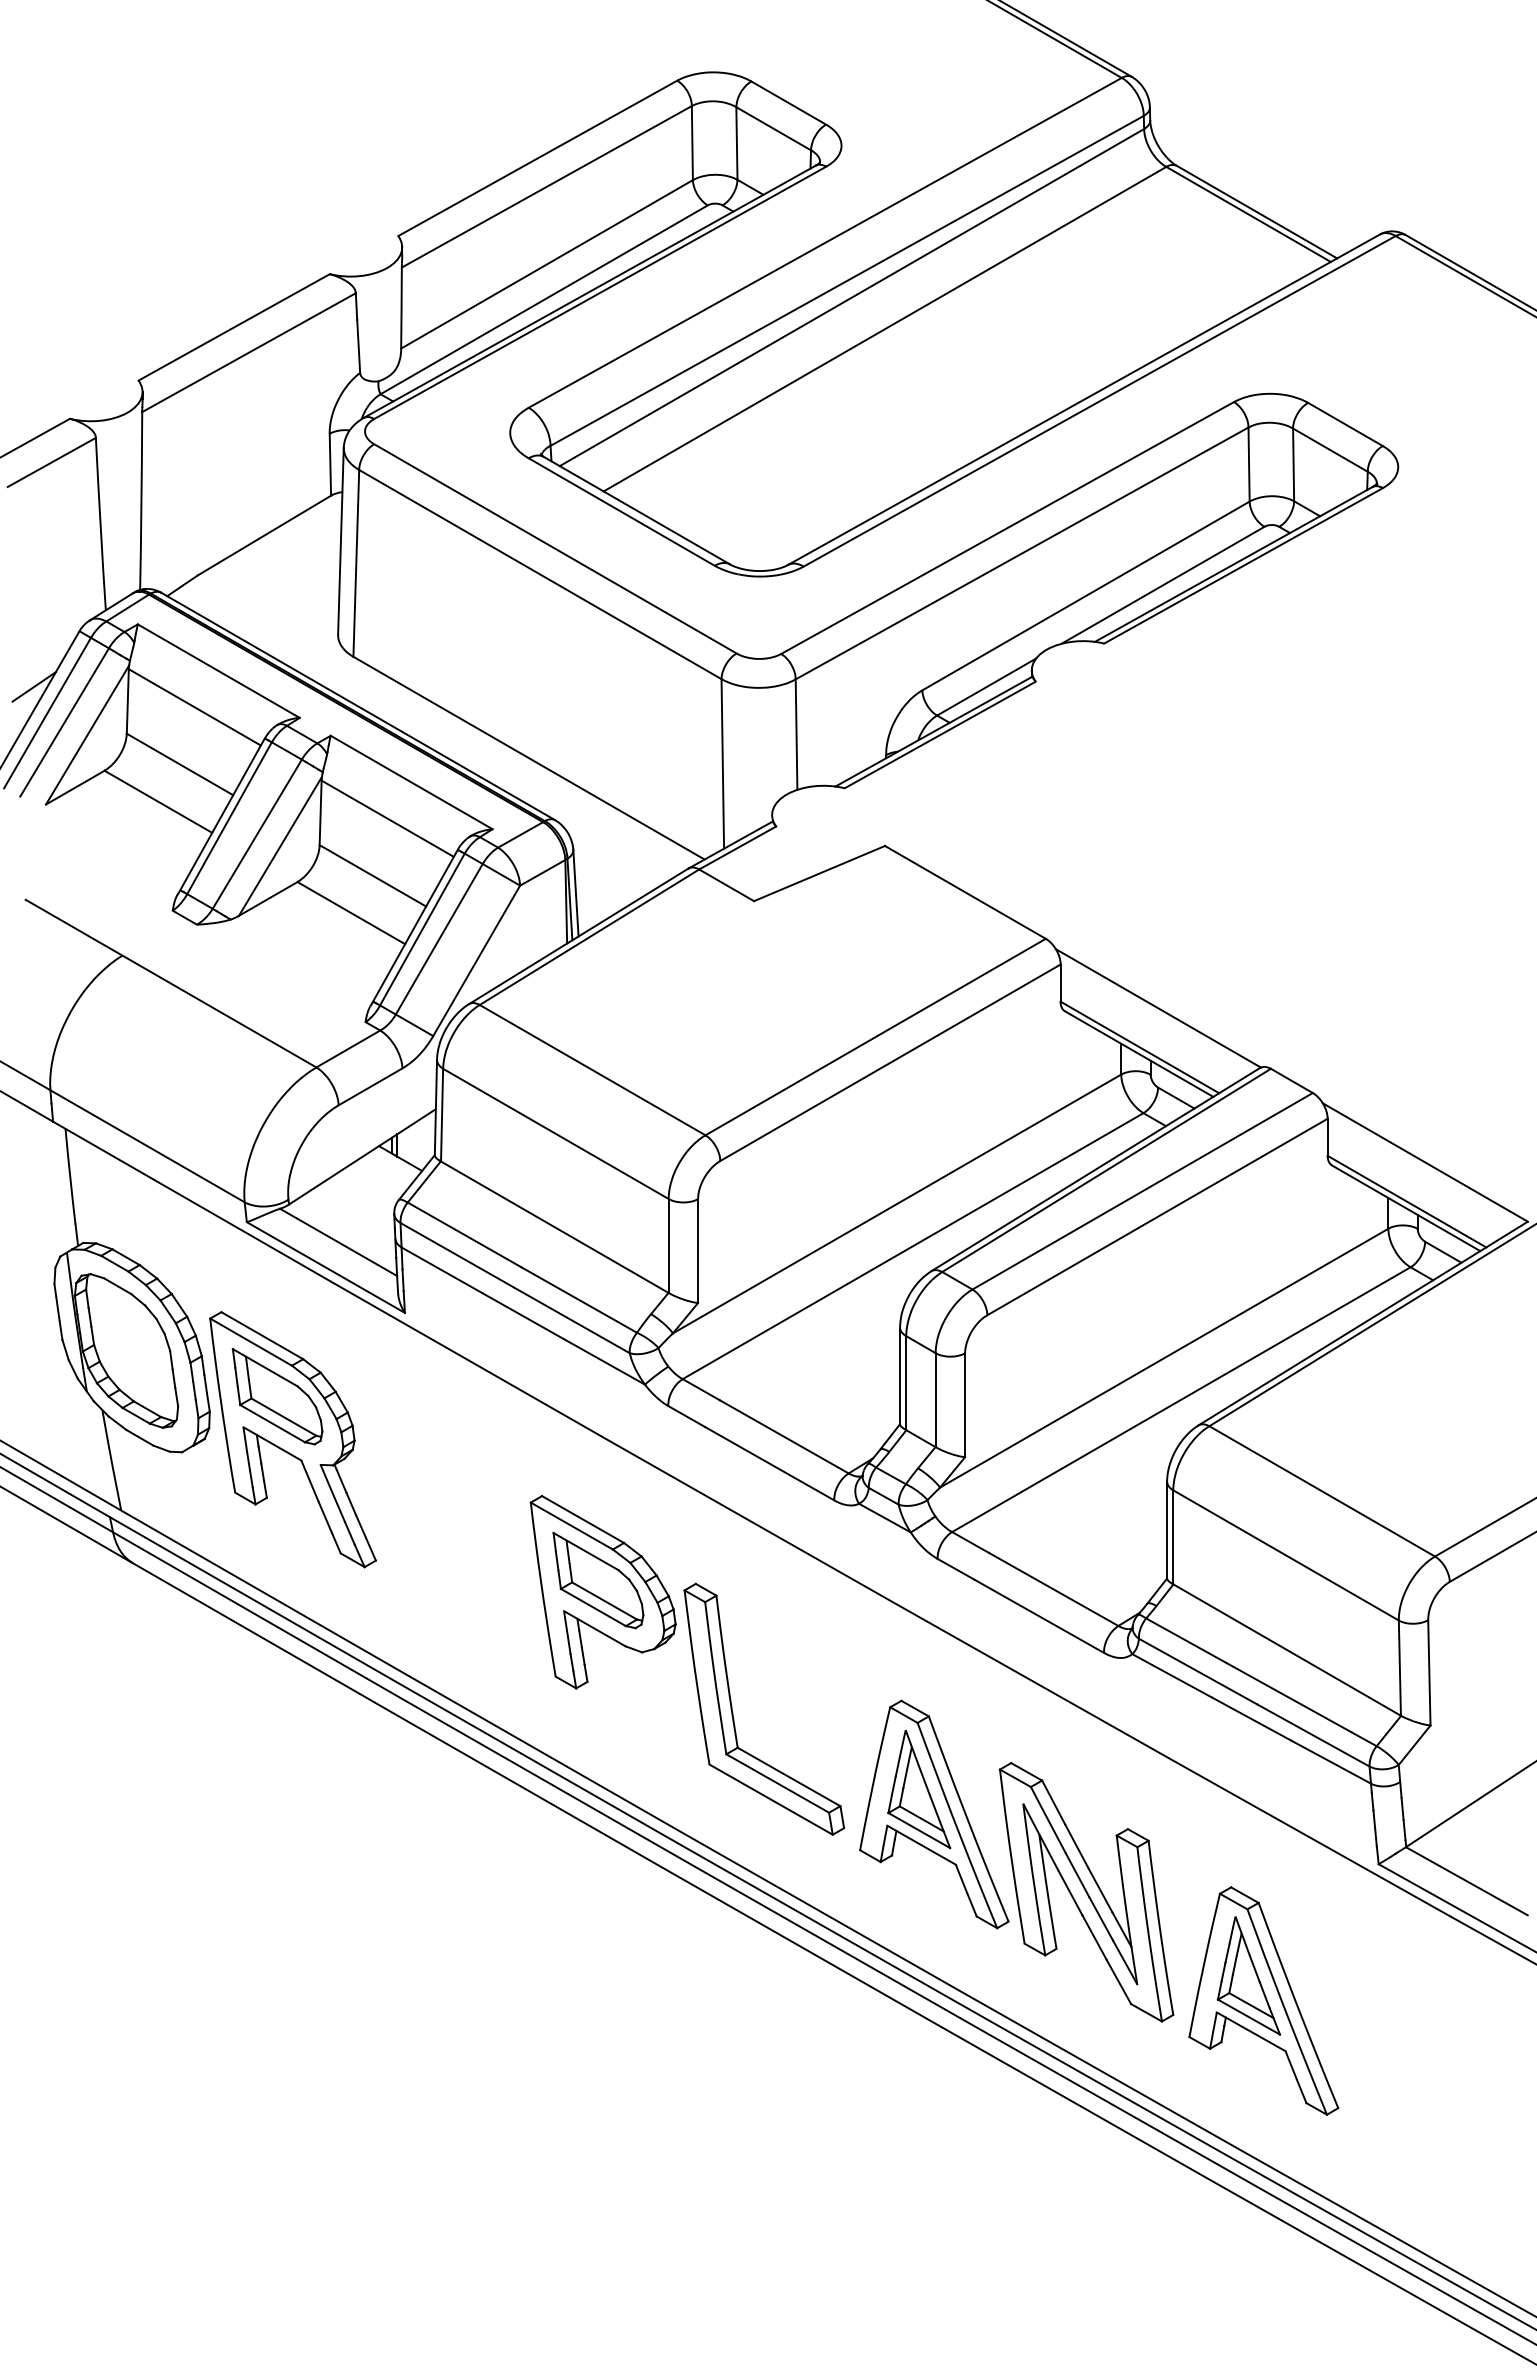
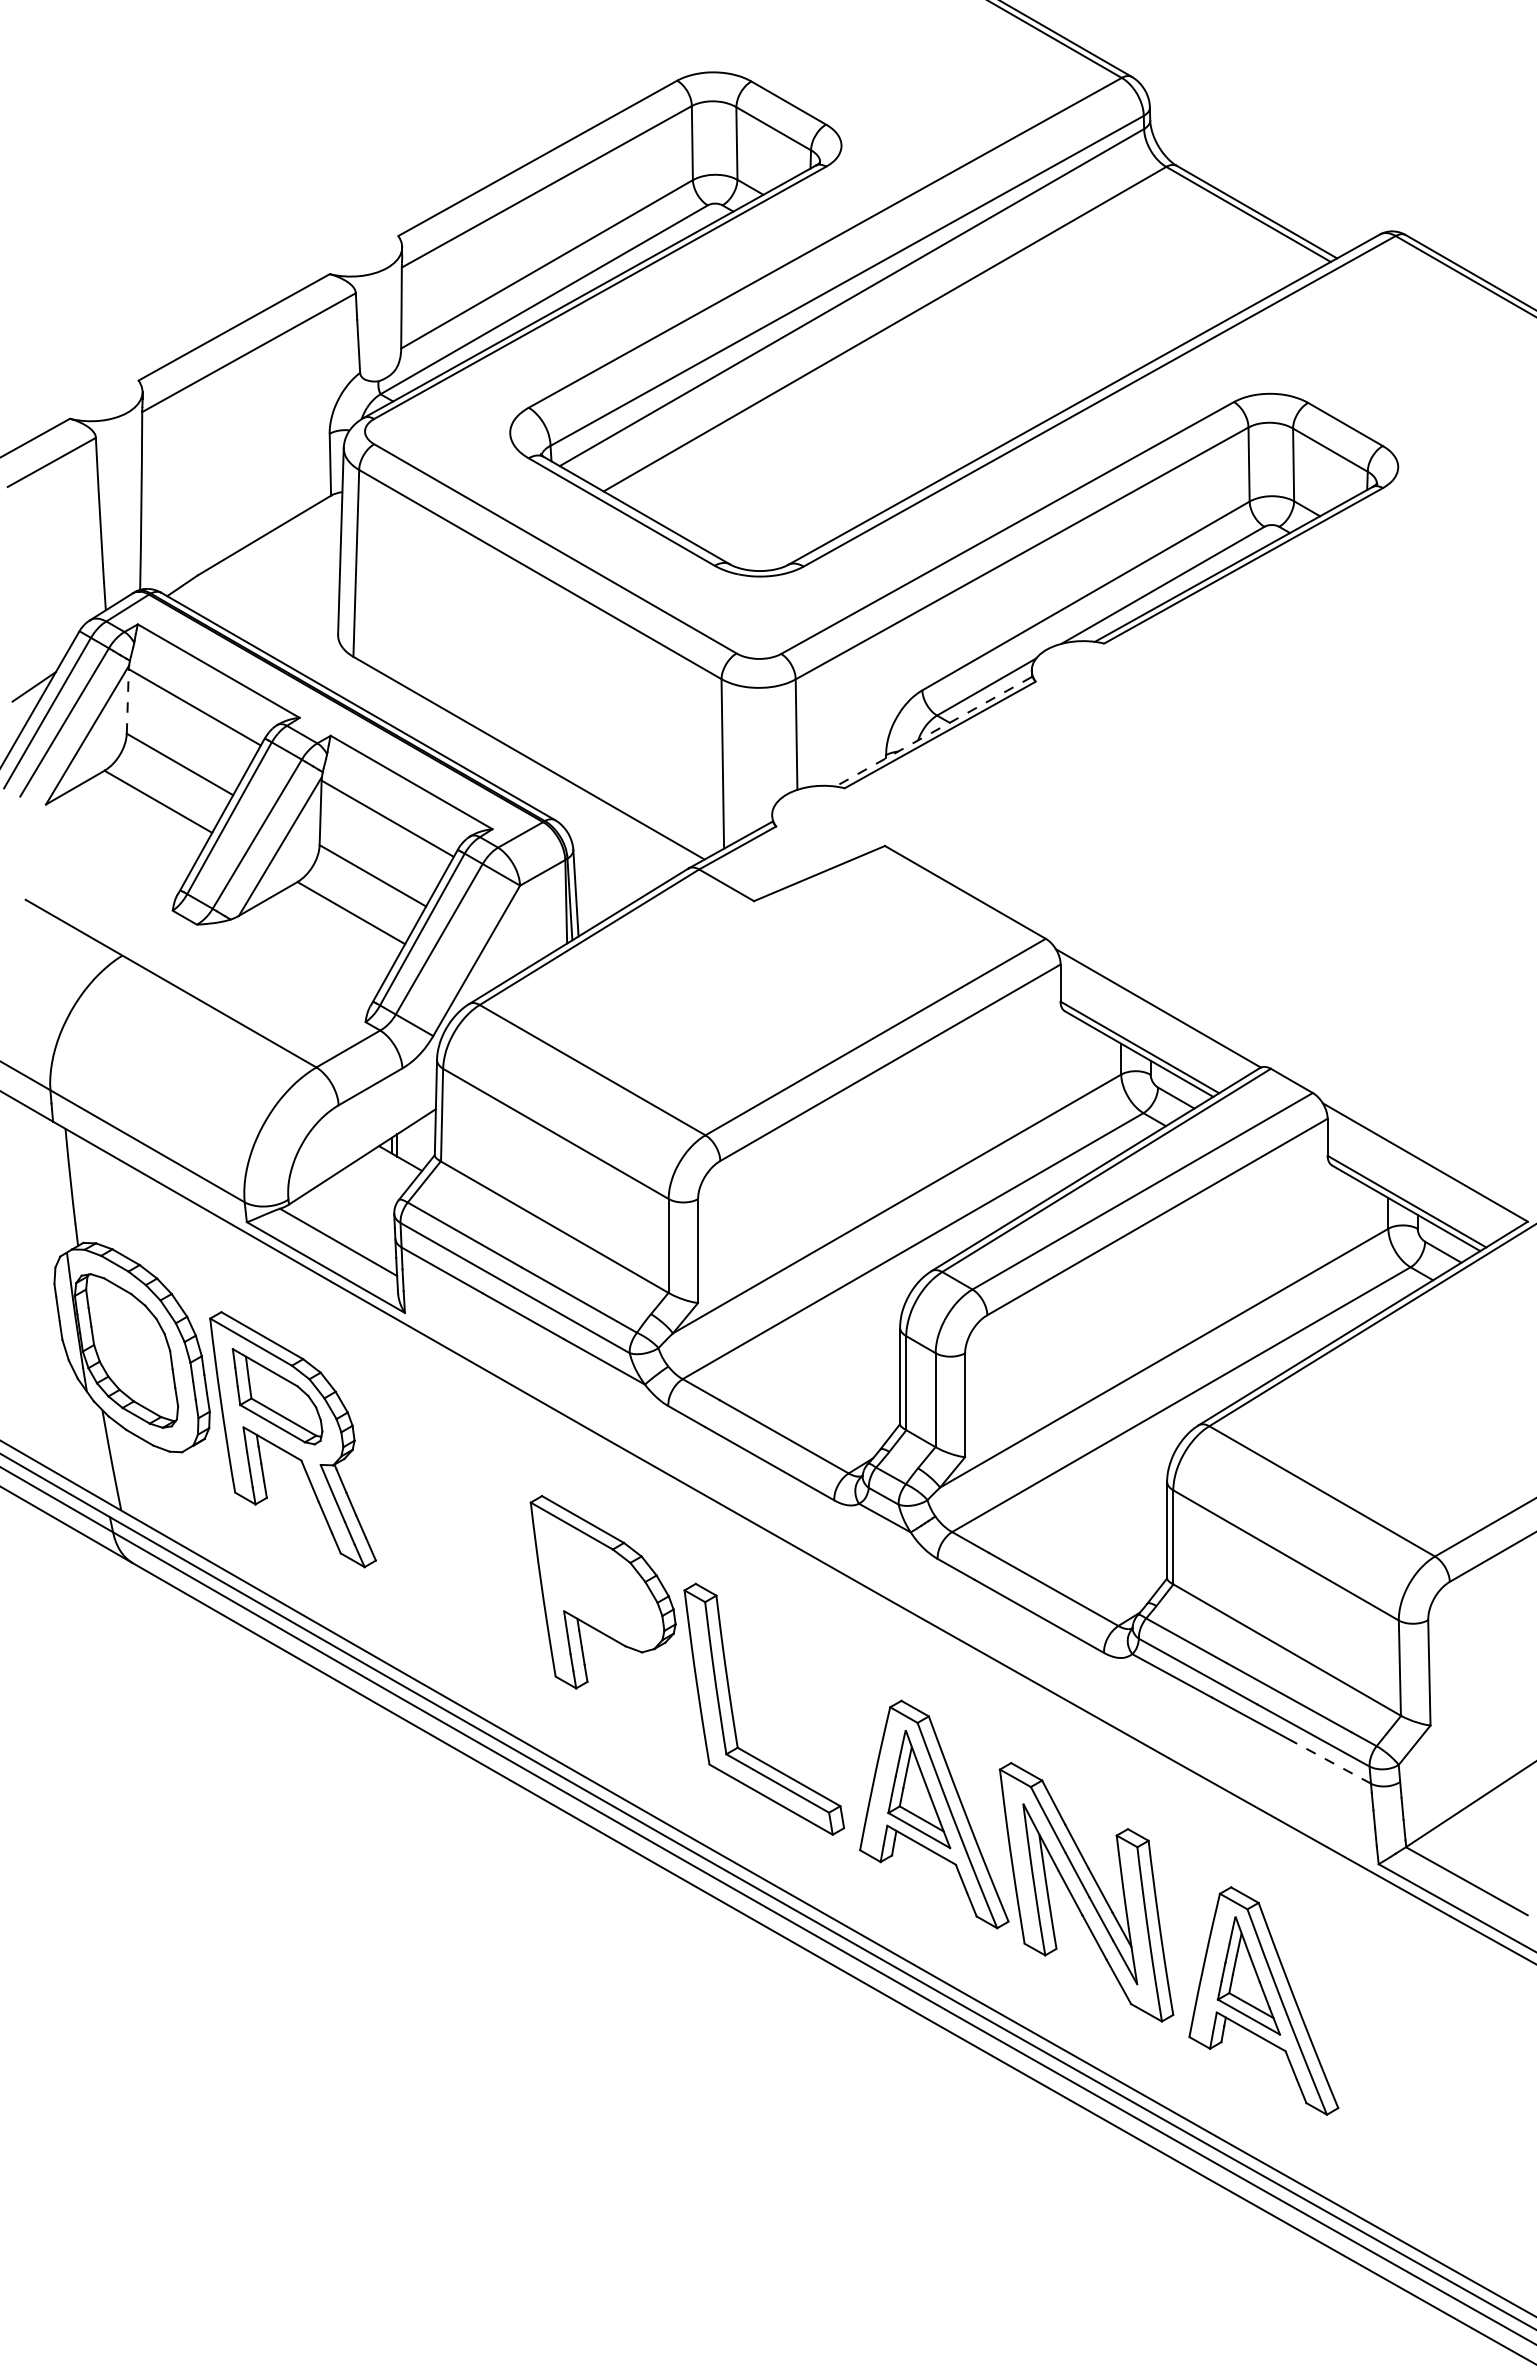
line: solid -> dashed (127, 700)
line: solid -> dashed (933, 732)
part: present -> none (598, 1580)
line: solid -> dashed (1330, 1761)
